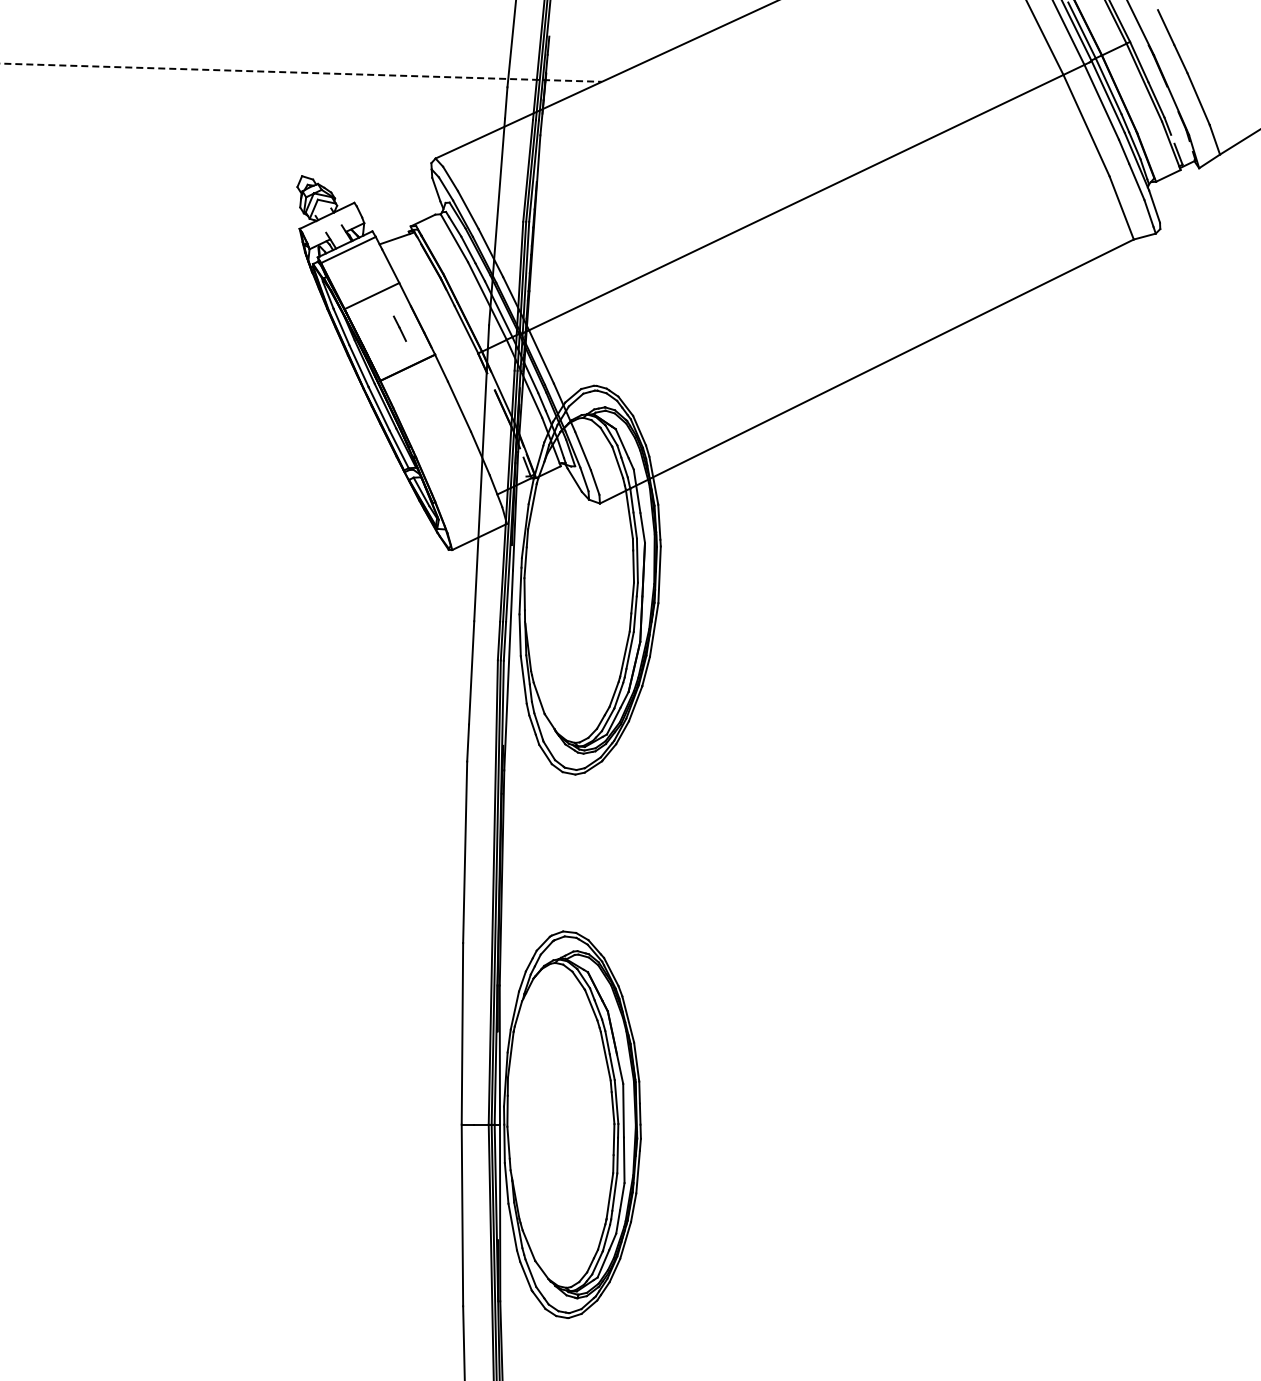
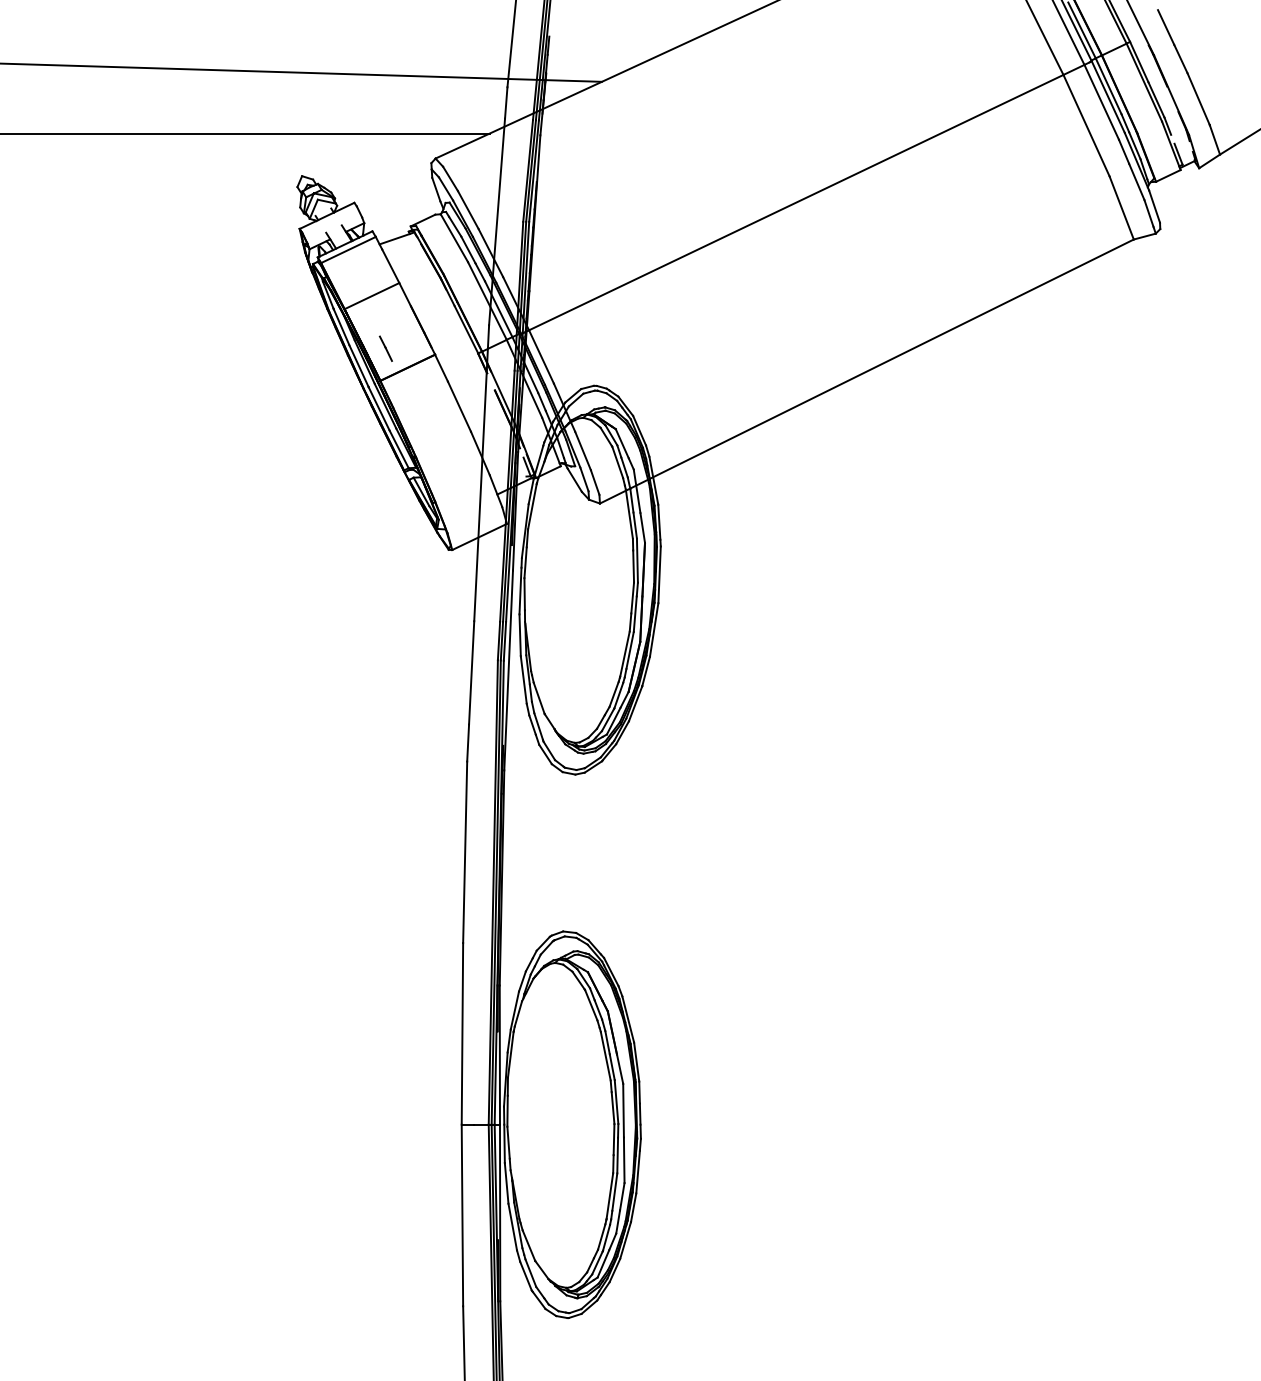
line: dashed -> solid (301, 72)
line: none -> present (245, 133)
line position: (399, 328) -> (385, 348) (385, 348)
